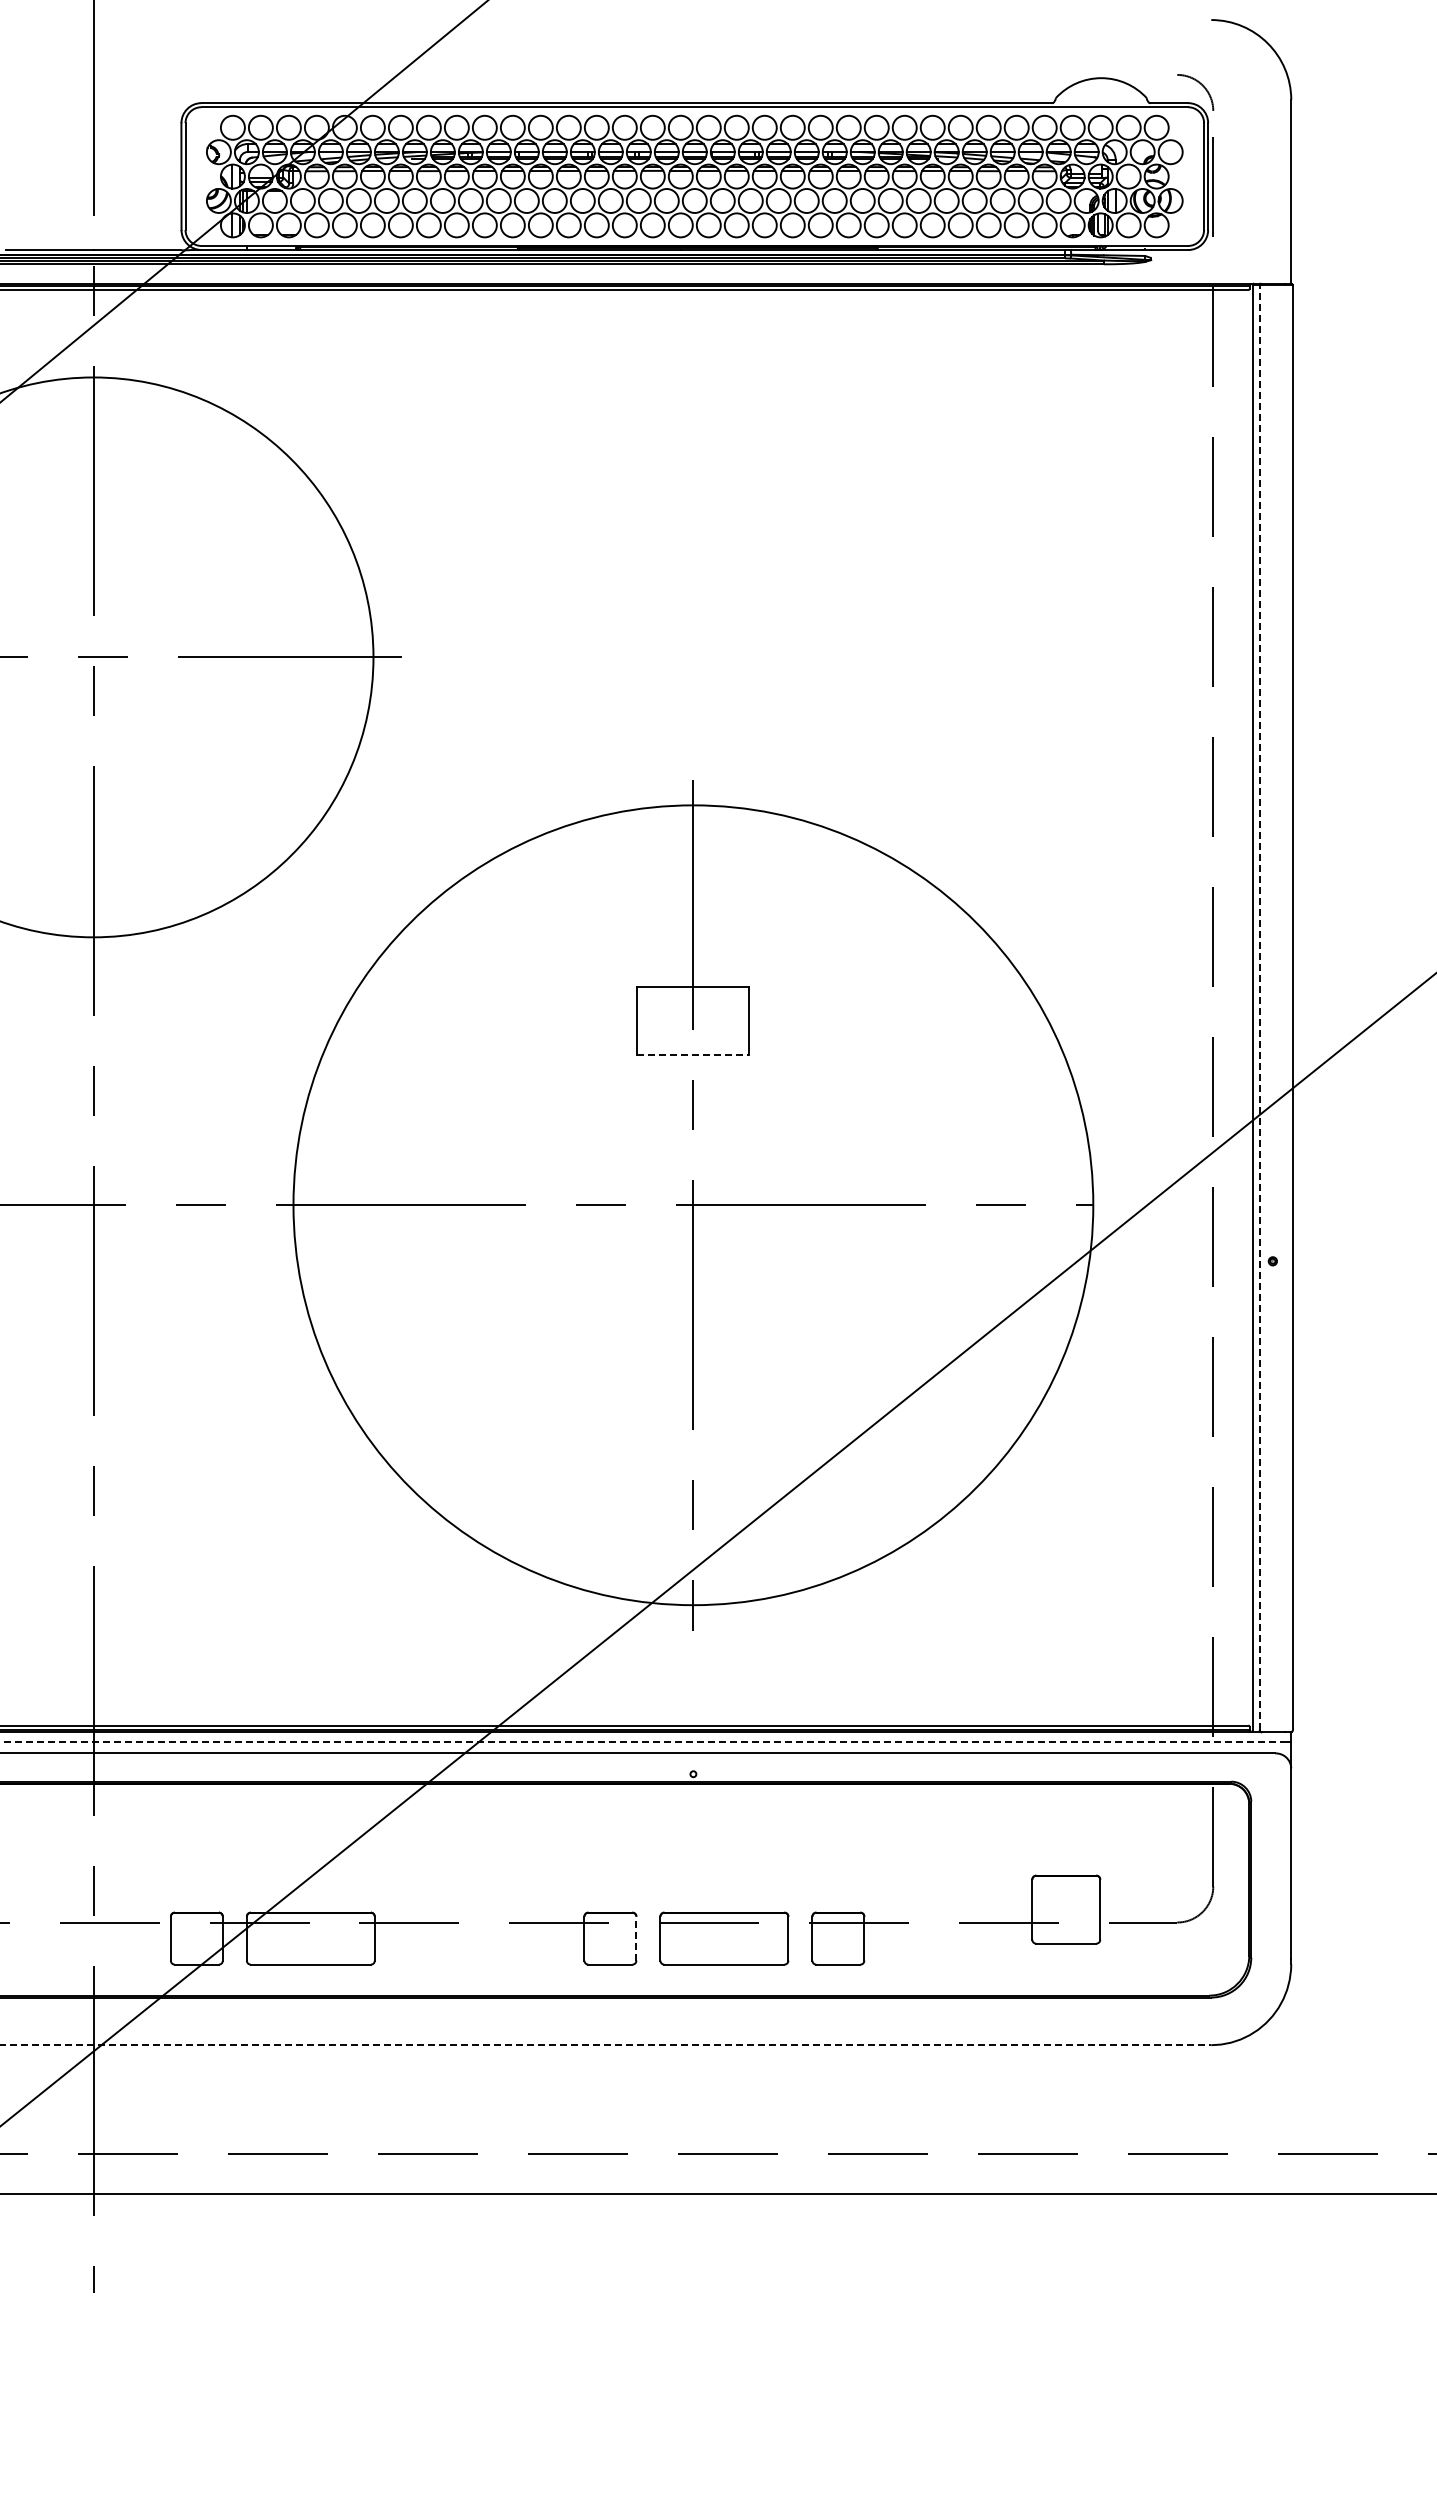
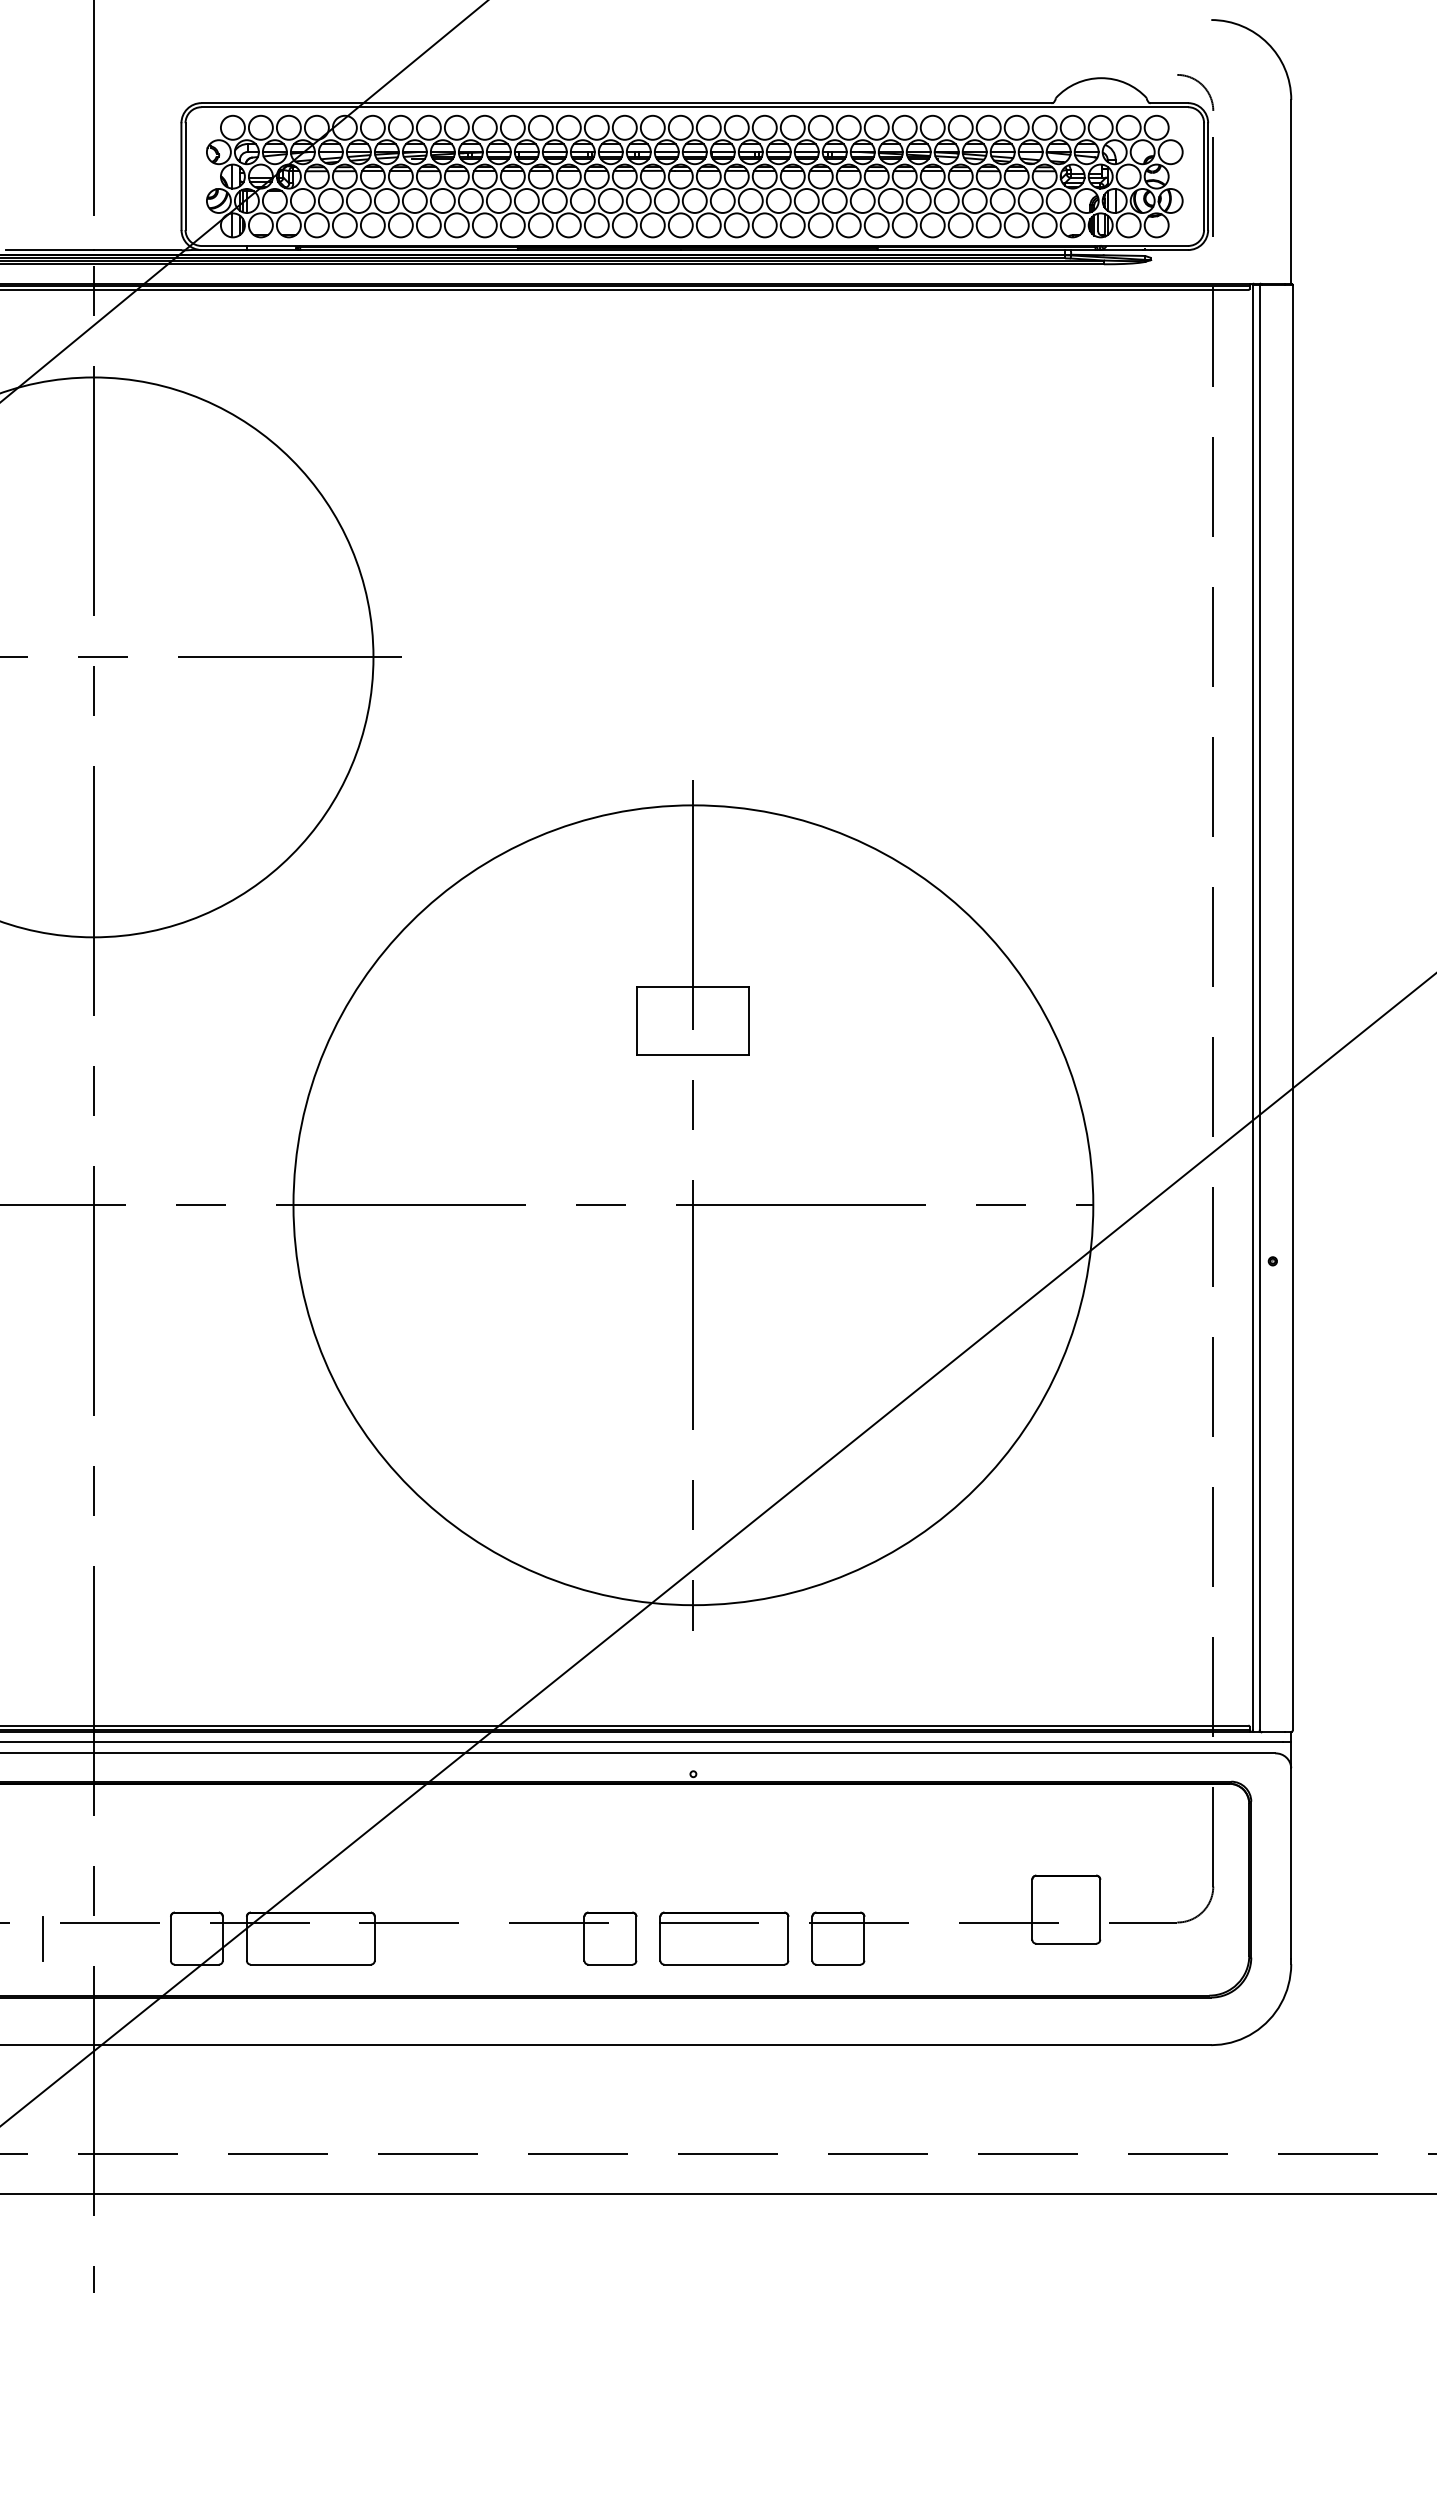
line: dashed -> solid (1259, 1007)
line: dashed -> solid (693, 1055)
line: dashed -> solid (642, 1742)
line: none -> present (42, 1938)
line: dashed -> solid (636, 1938)
line: dashed -> solid (606, 2045)
